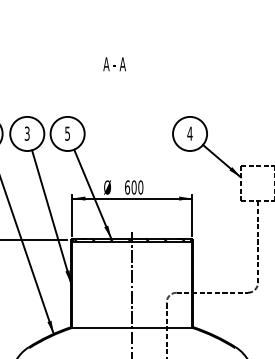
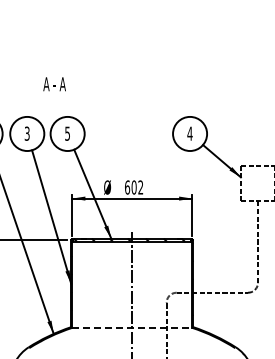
text position: (114, 64) -> (54, 84) (54, 84)
text: 600 -> 602 (140, 187)
line: solid -> dashed (132, 327)
